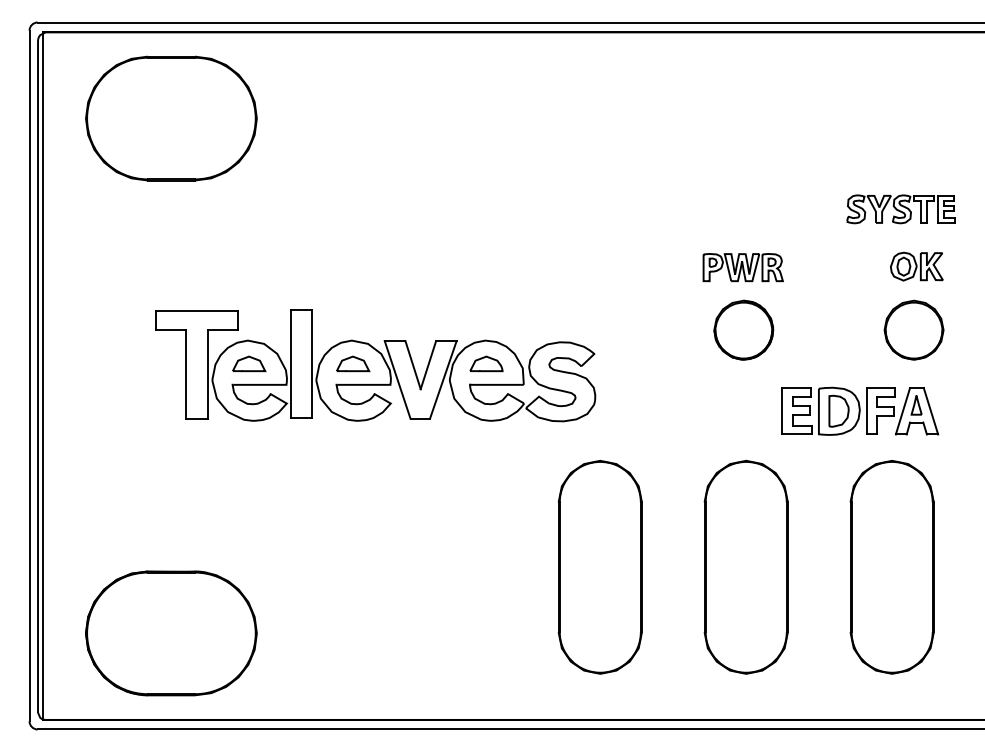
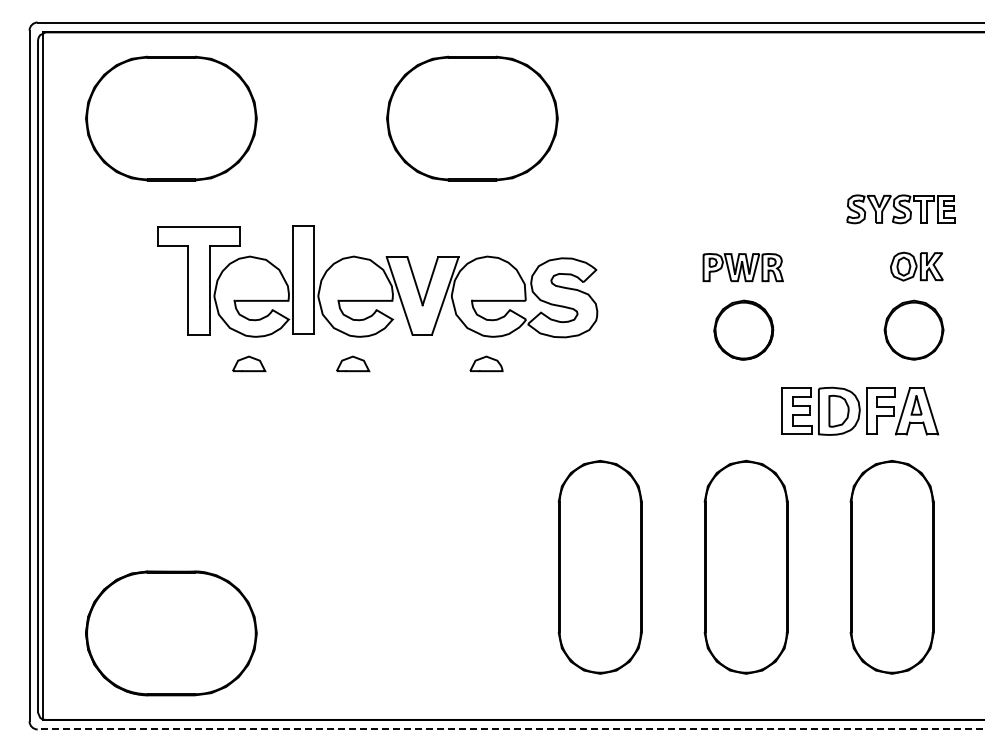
part: none -> present (472, 118)
part position: (375, 365) -> (377, 281) (377, 281)
line: solid -> dashed (510, 729)
